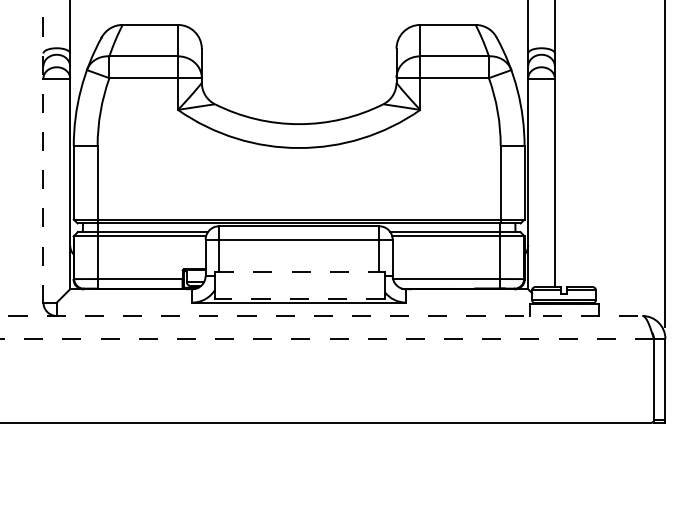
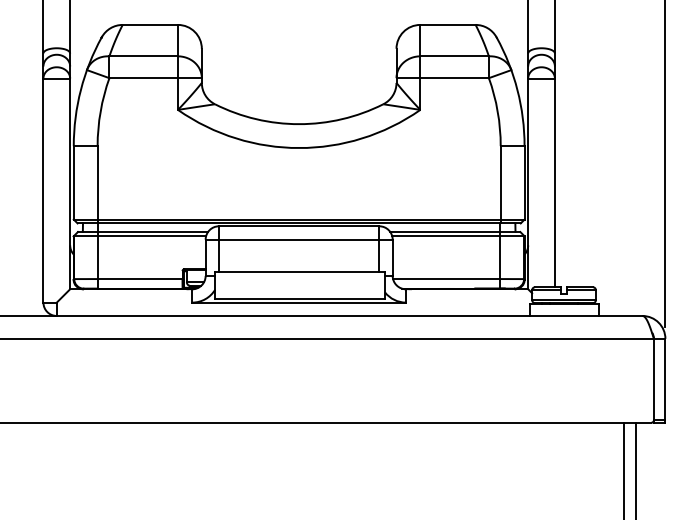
line: dashed -> solid (43, 151)
line: dashed -> solid (300, 272)
line: dashed -> solid (300, 298)
line: dashed -> solid (321, 315)
line: dashed -> solid (327, 338)
line: none -> present (624, 469)
line: none -> present (635, 469)
